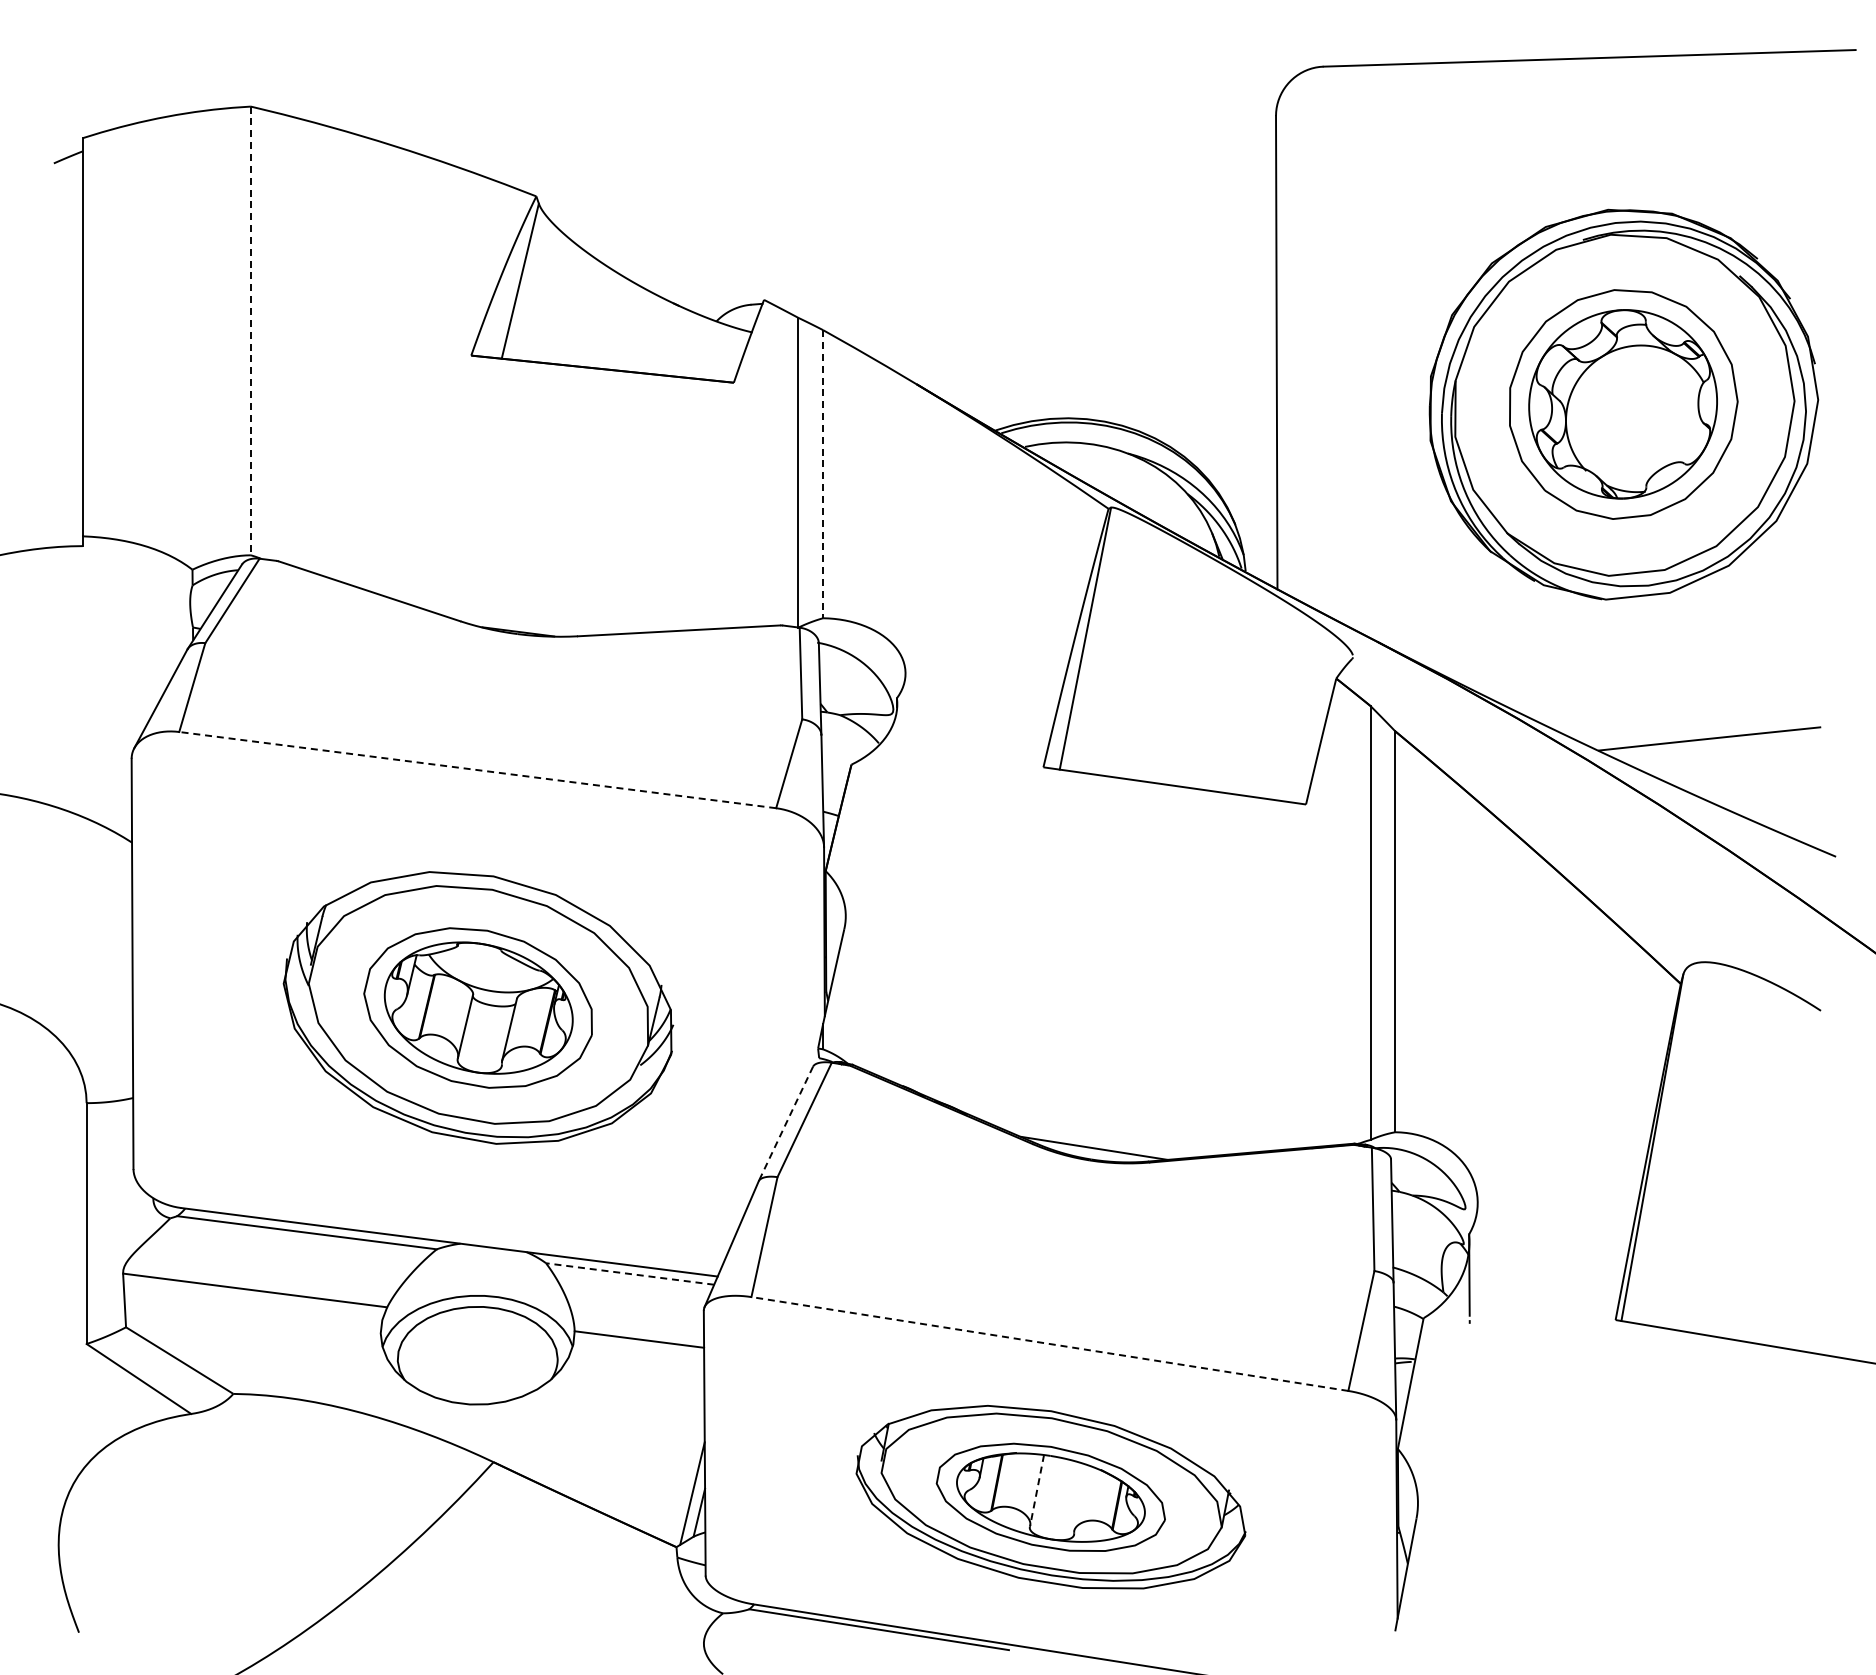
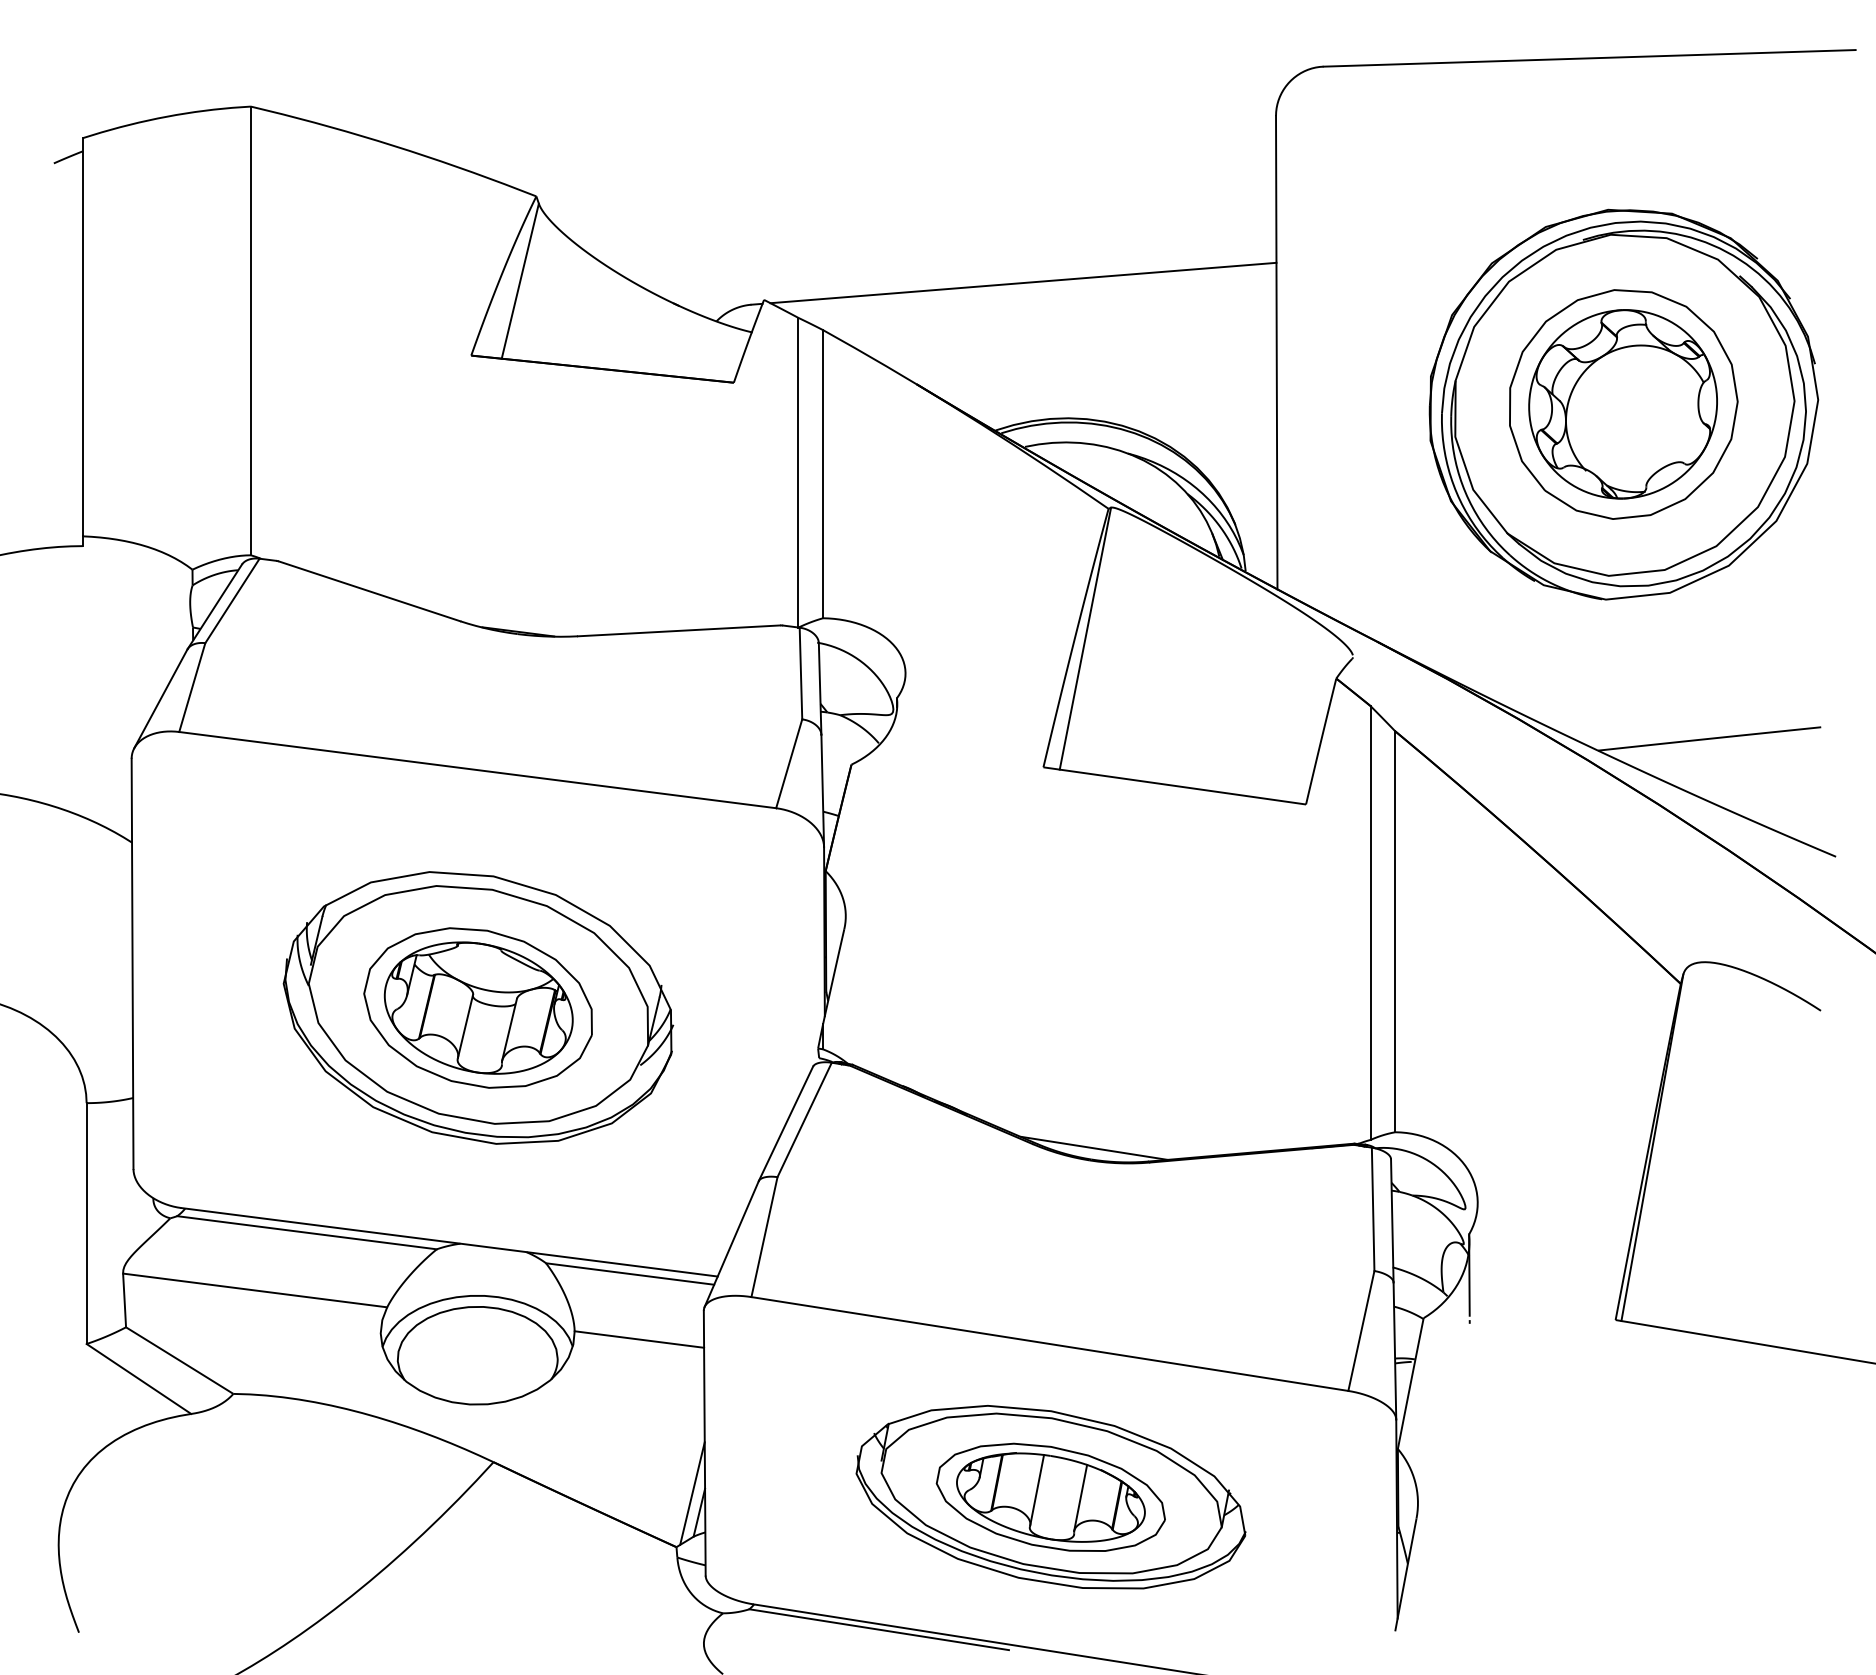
line: none -> present (1023, 282)
line: dashed -> solid (250, 331)
line: dashed -> solid (823, 474)
line: dashed -> solid (477, 770)
line: dashed -> solid (785, 1124)
line: dashed -> solid (630, 1274)
line: dashed -> solid (1049, 1343)
line: dashed -> solid (1037, 1490)
line: none -> present (1080, 1497)
